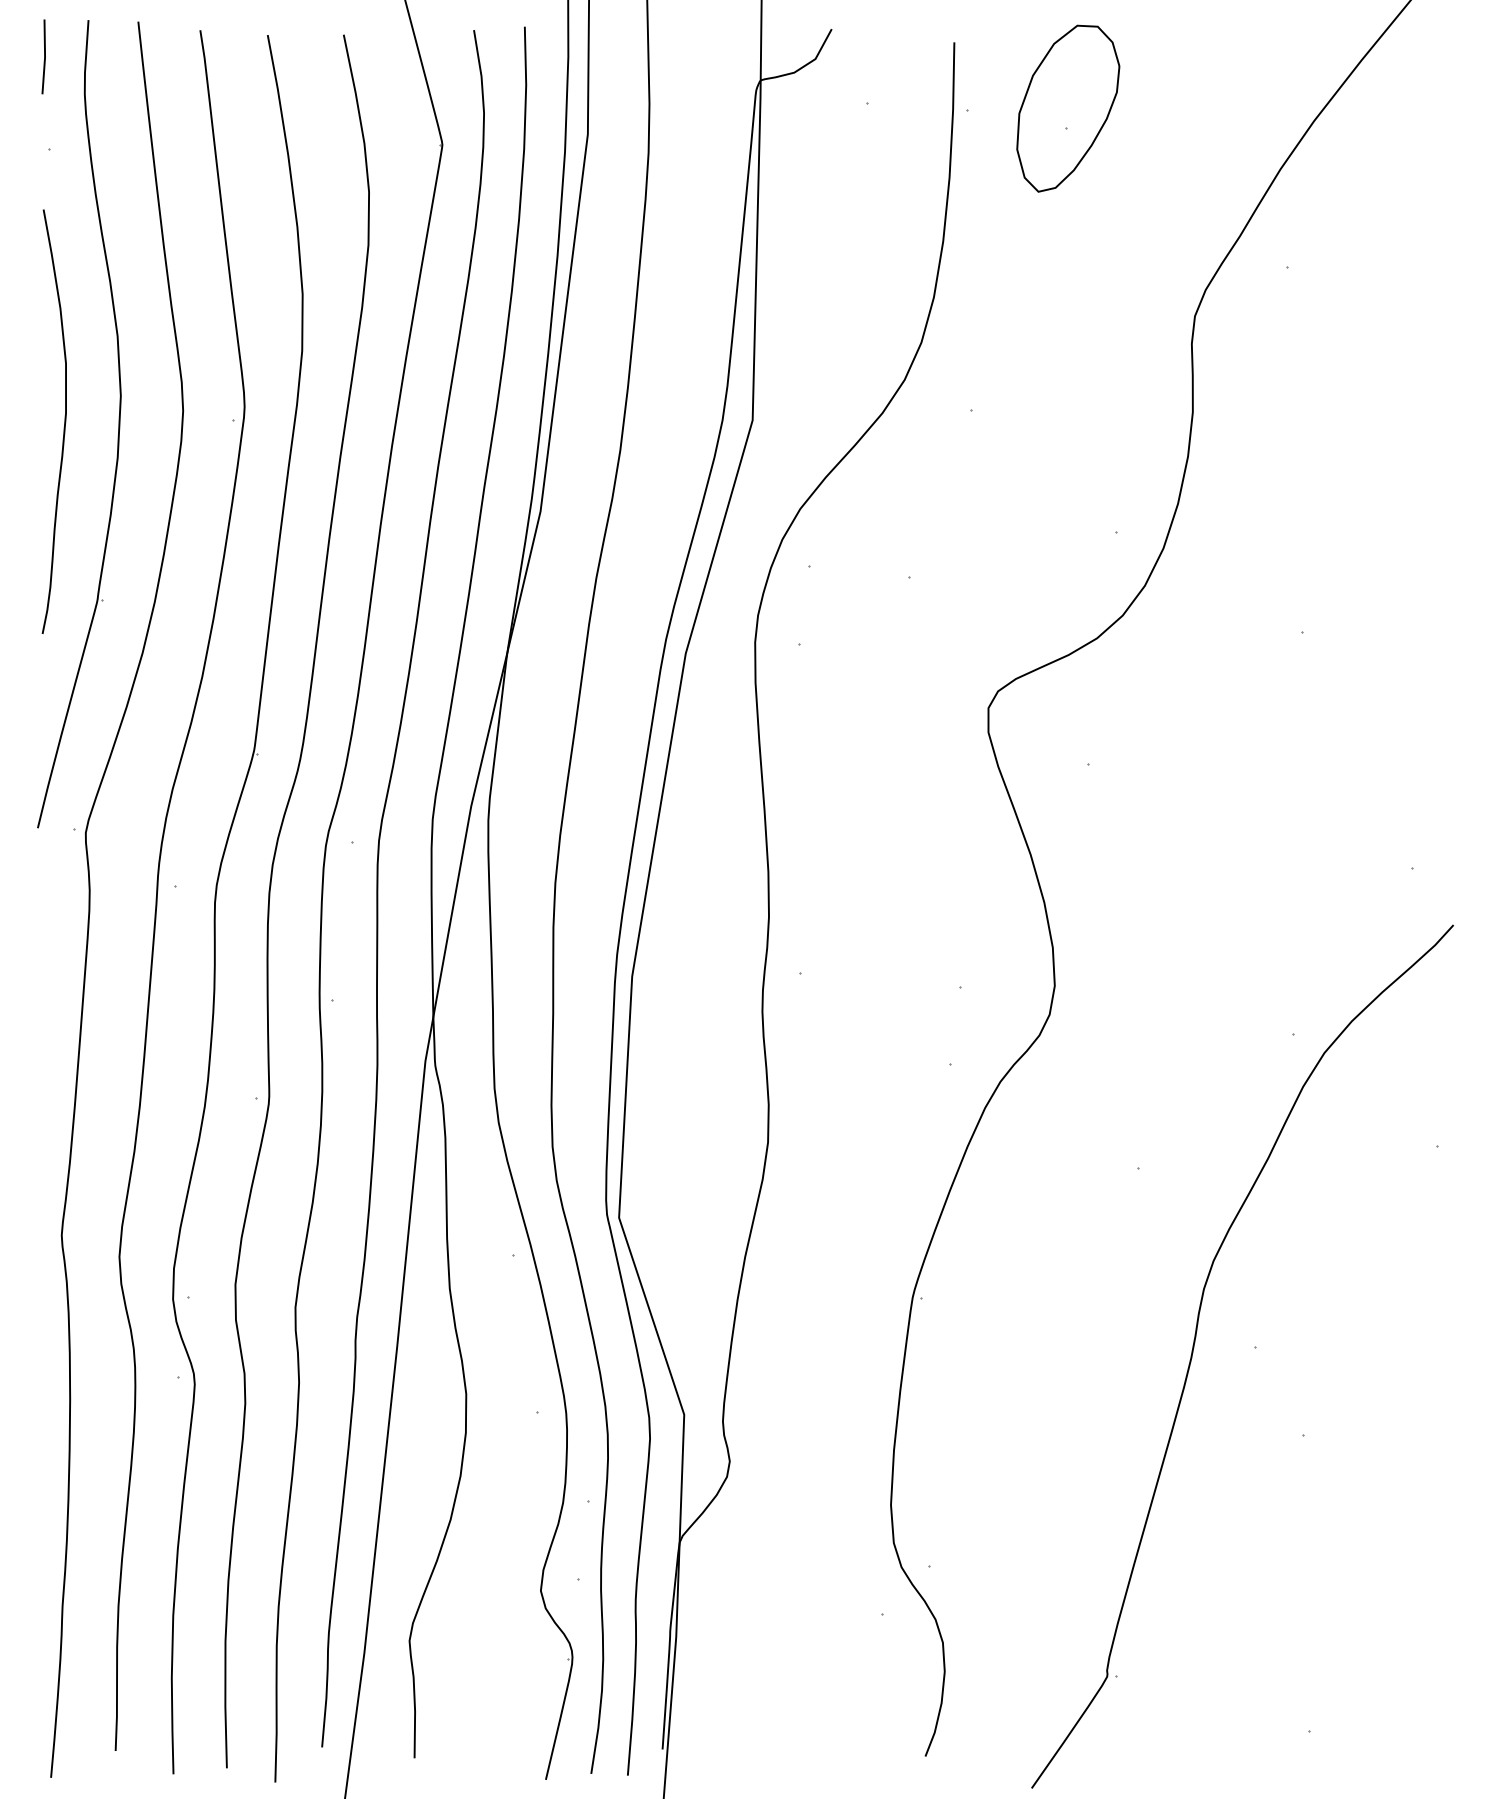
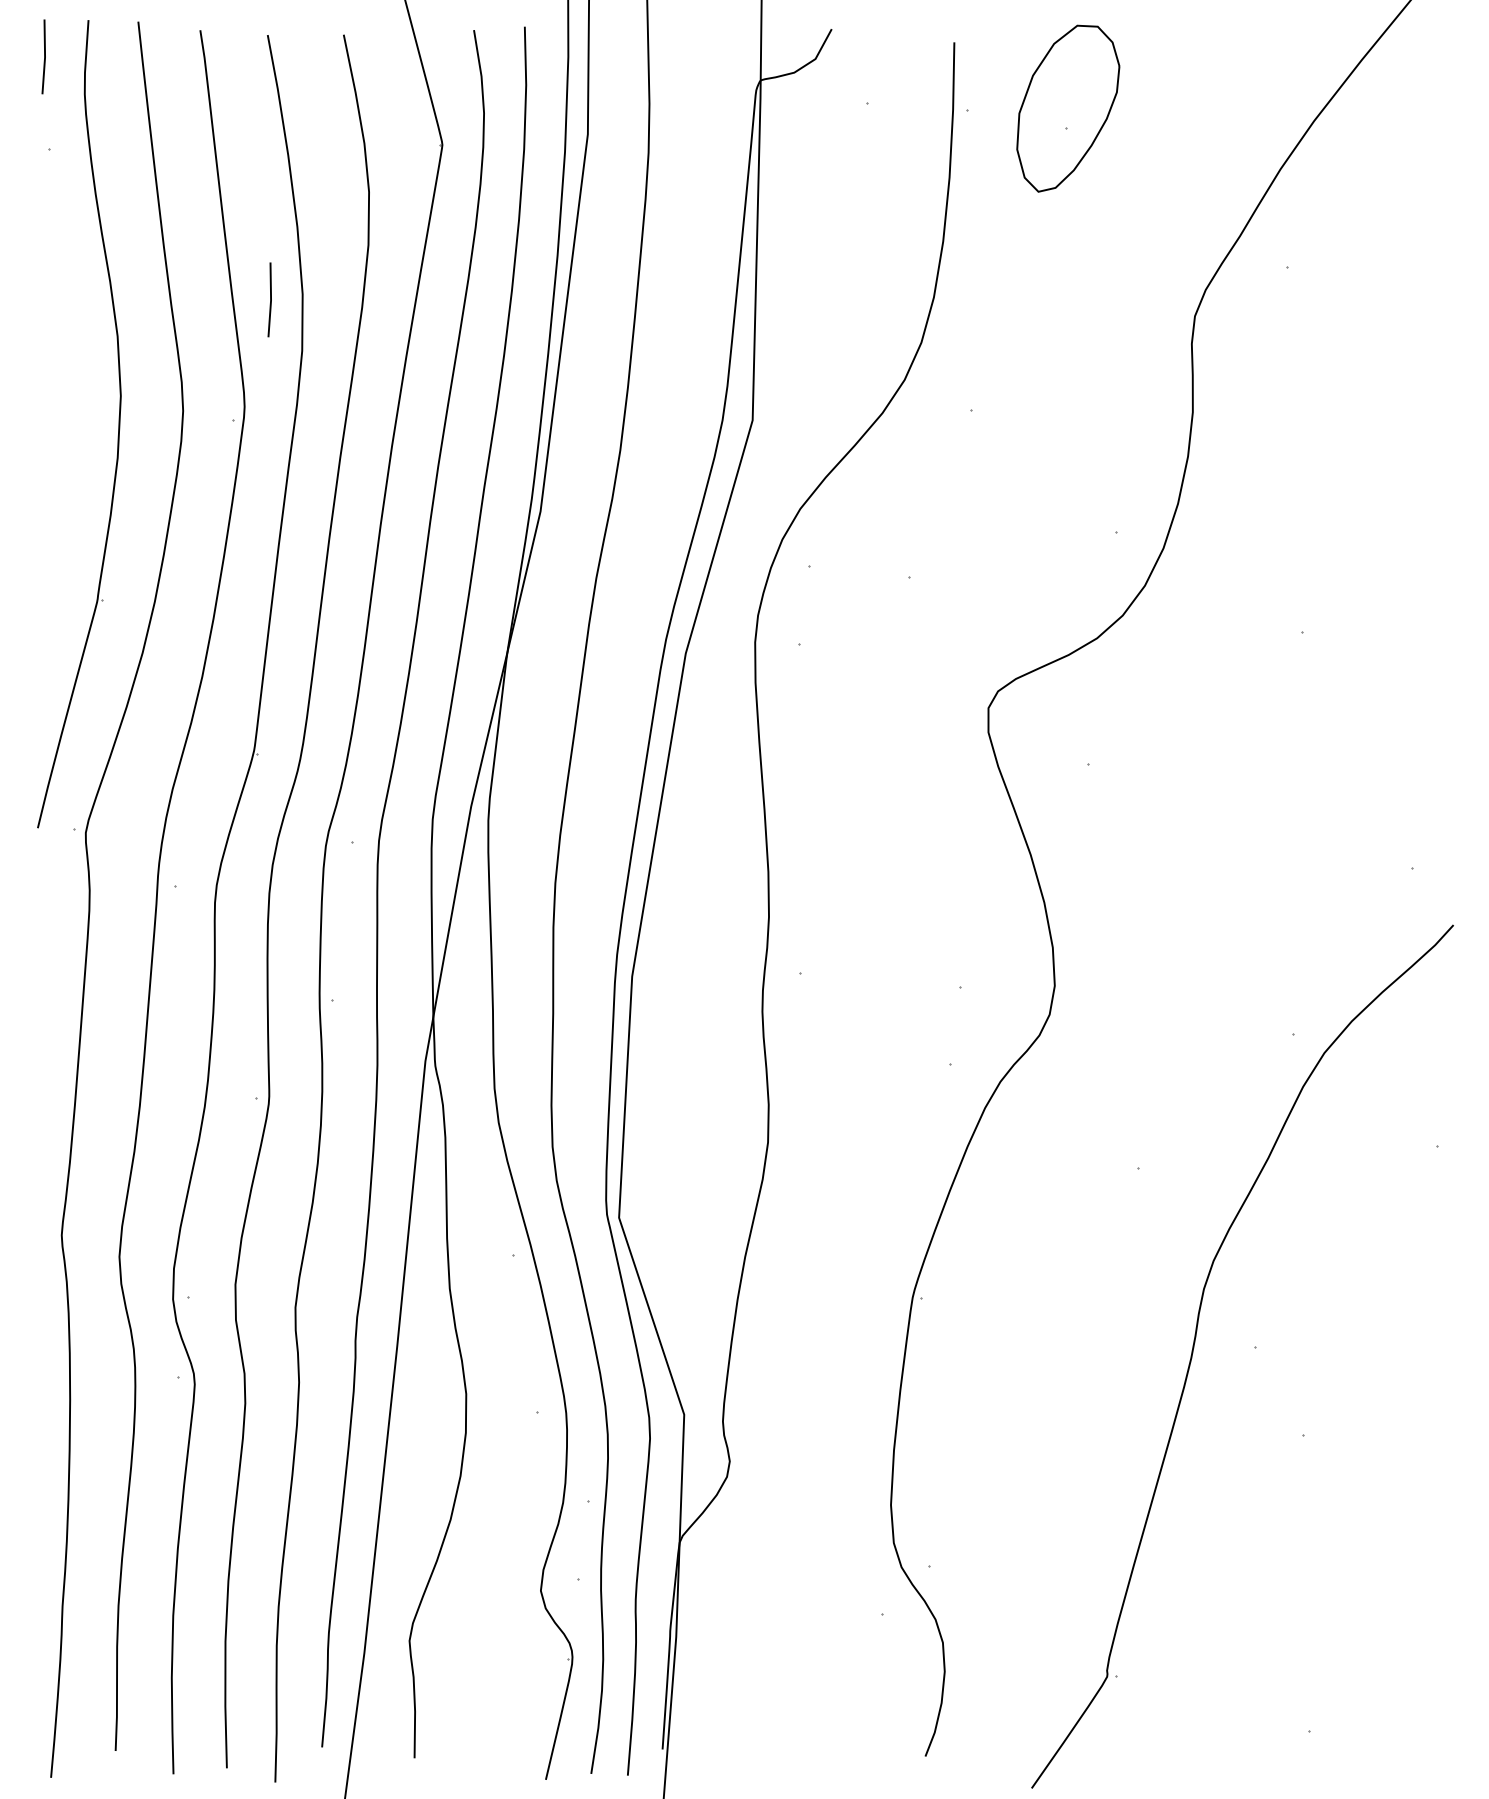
line: none -> present (270, 299)
curve: present -> none (64, 421)
